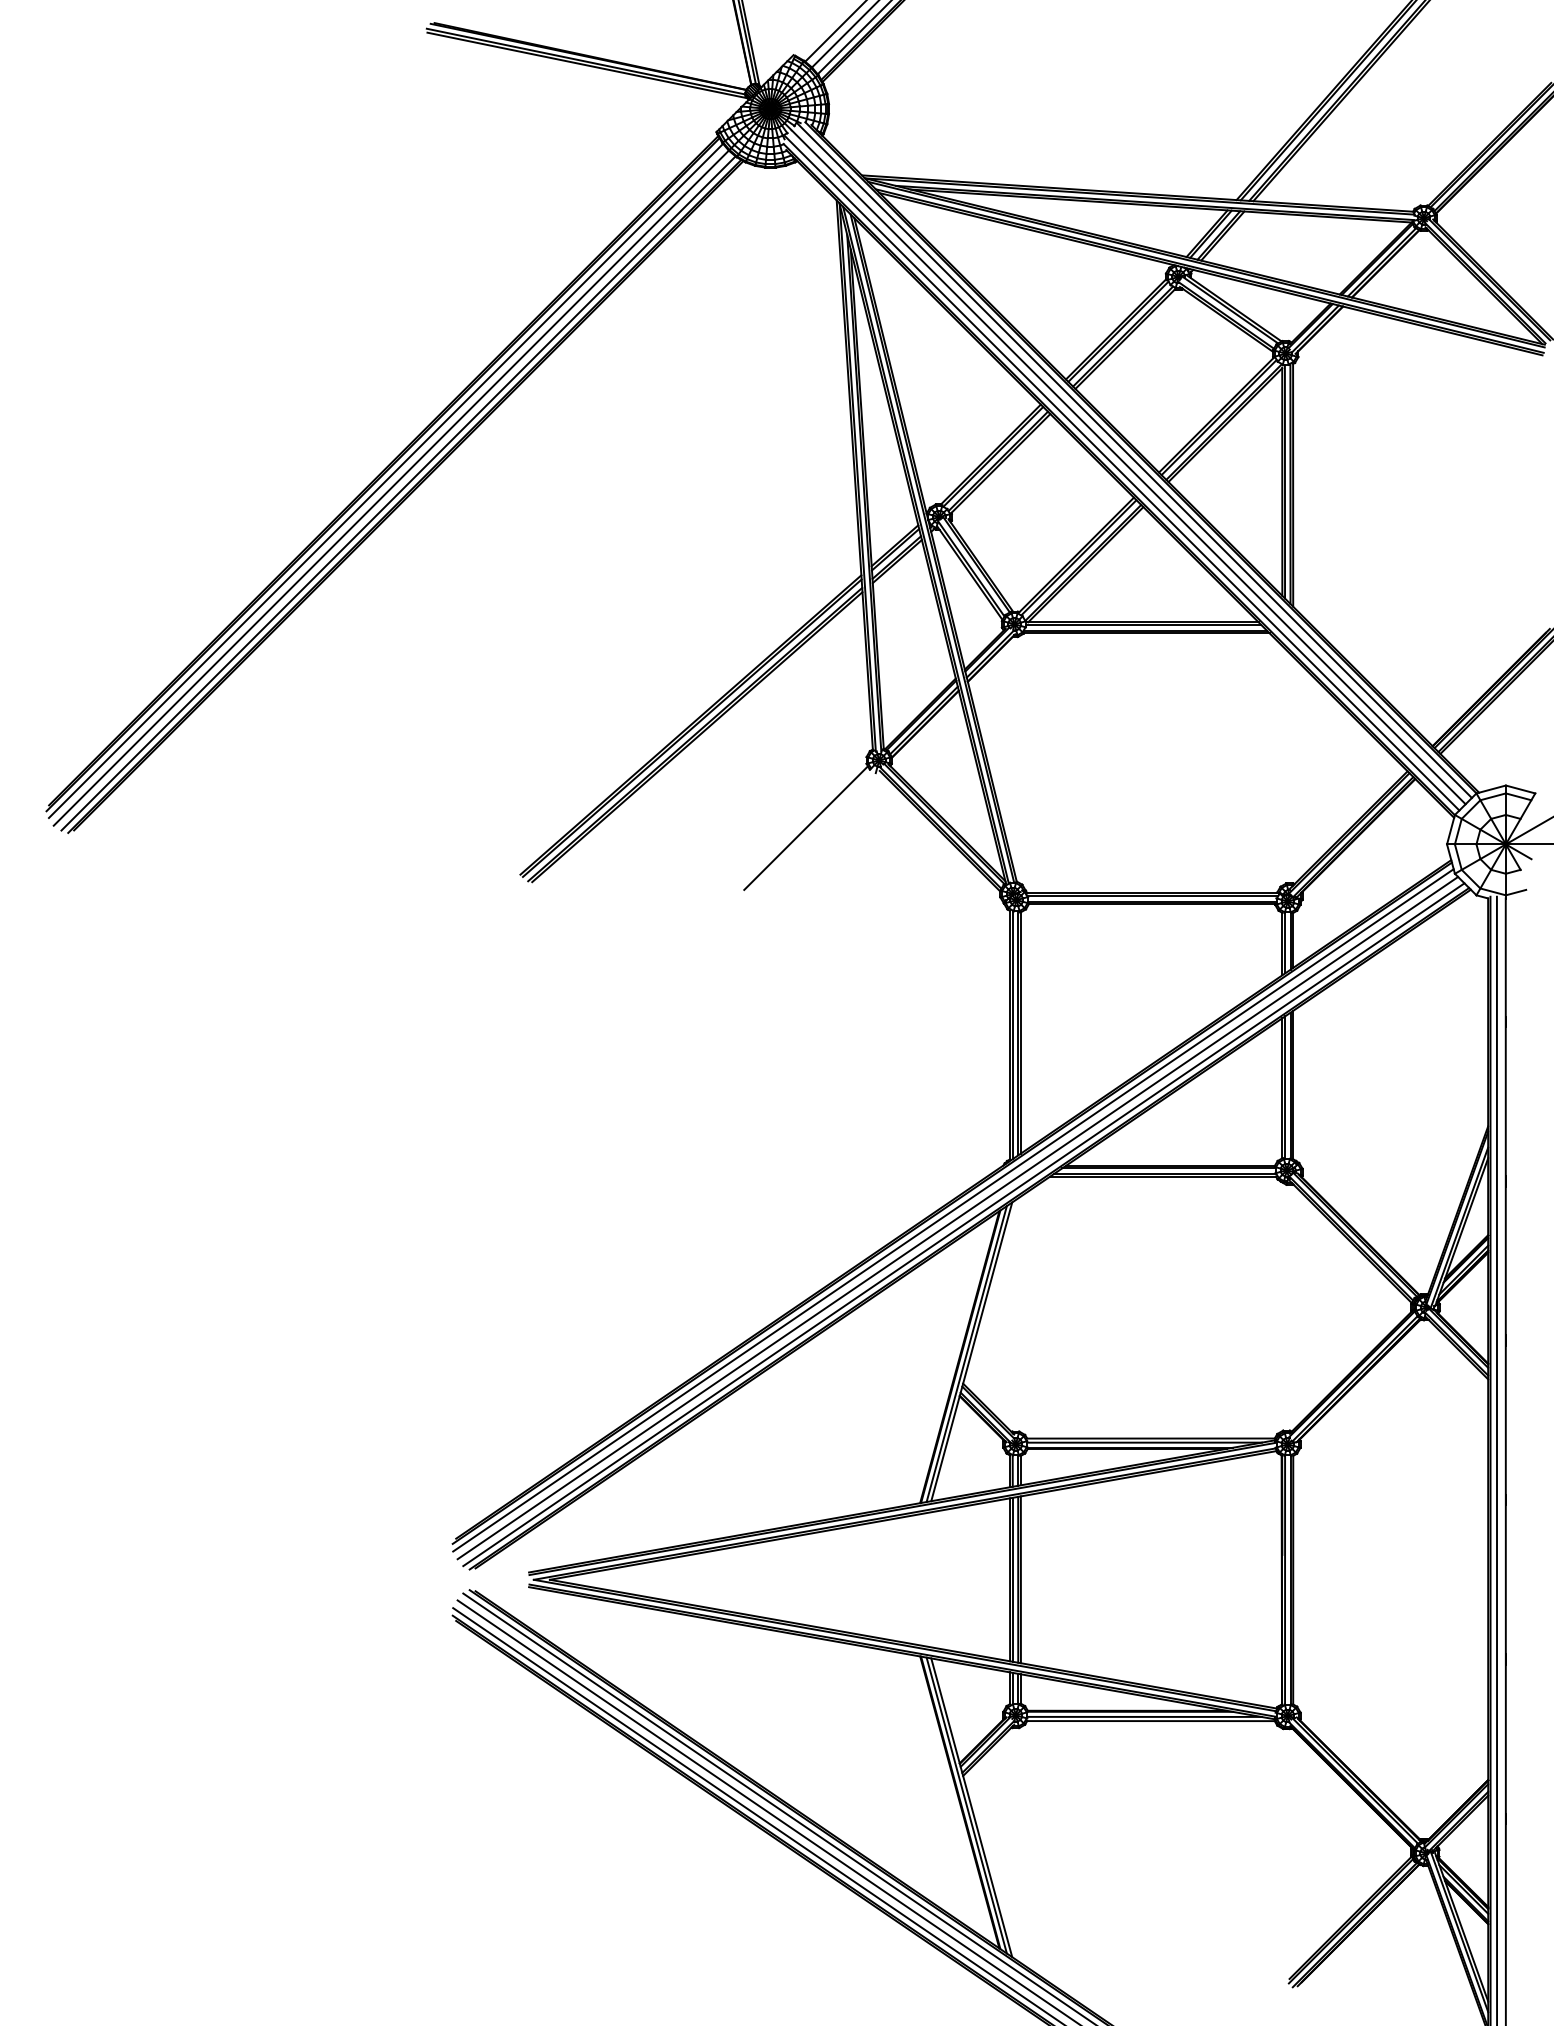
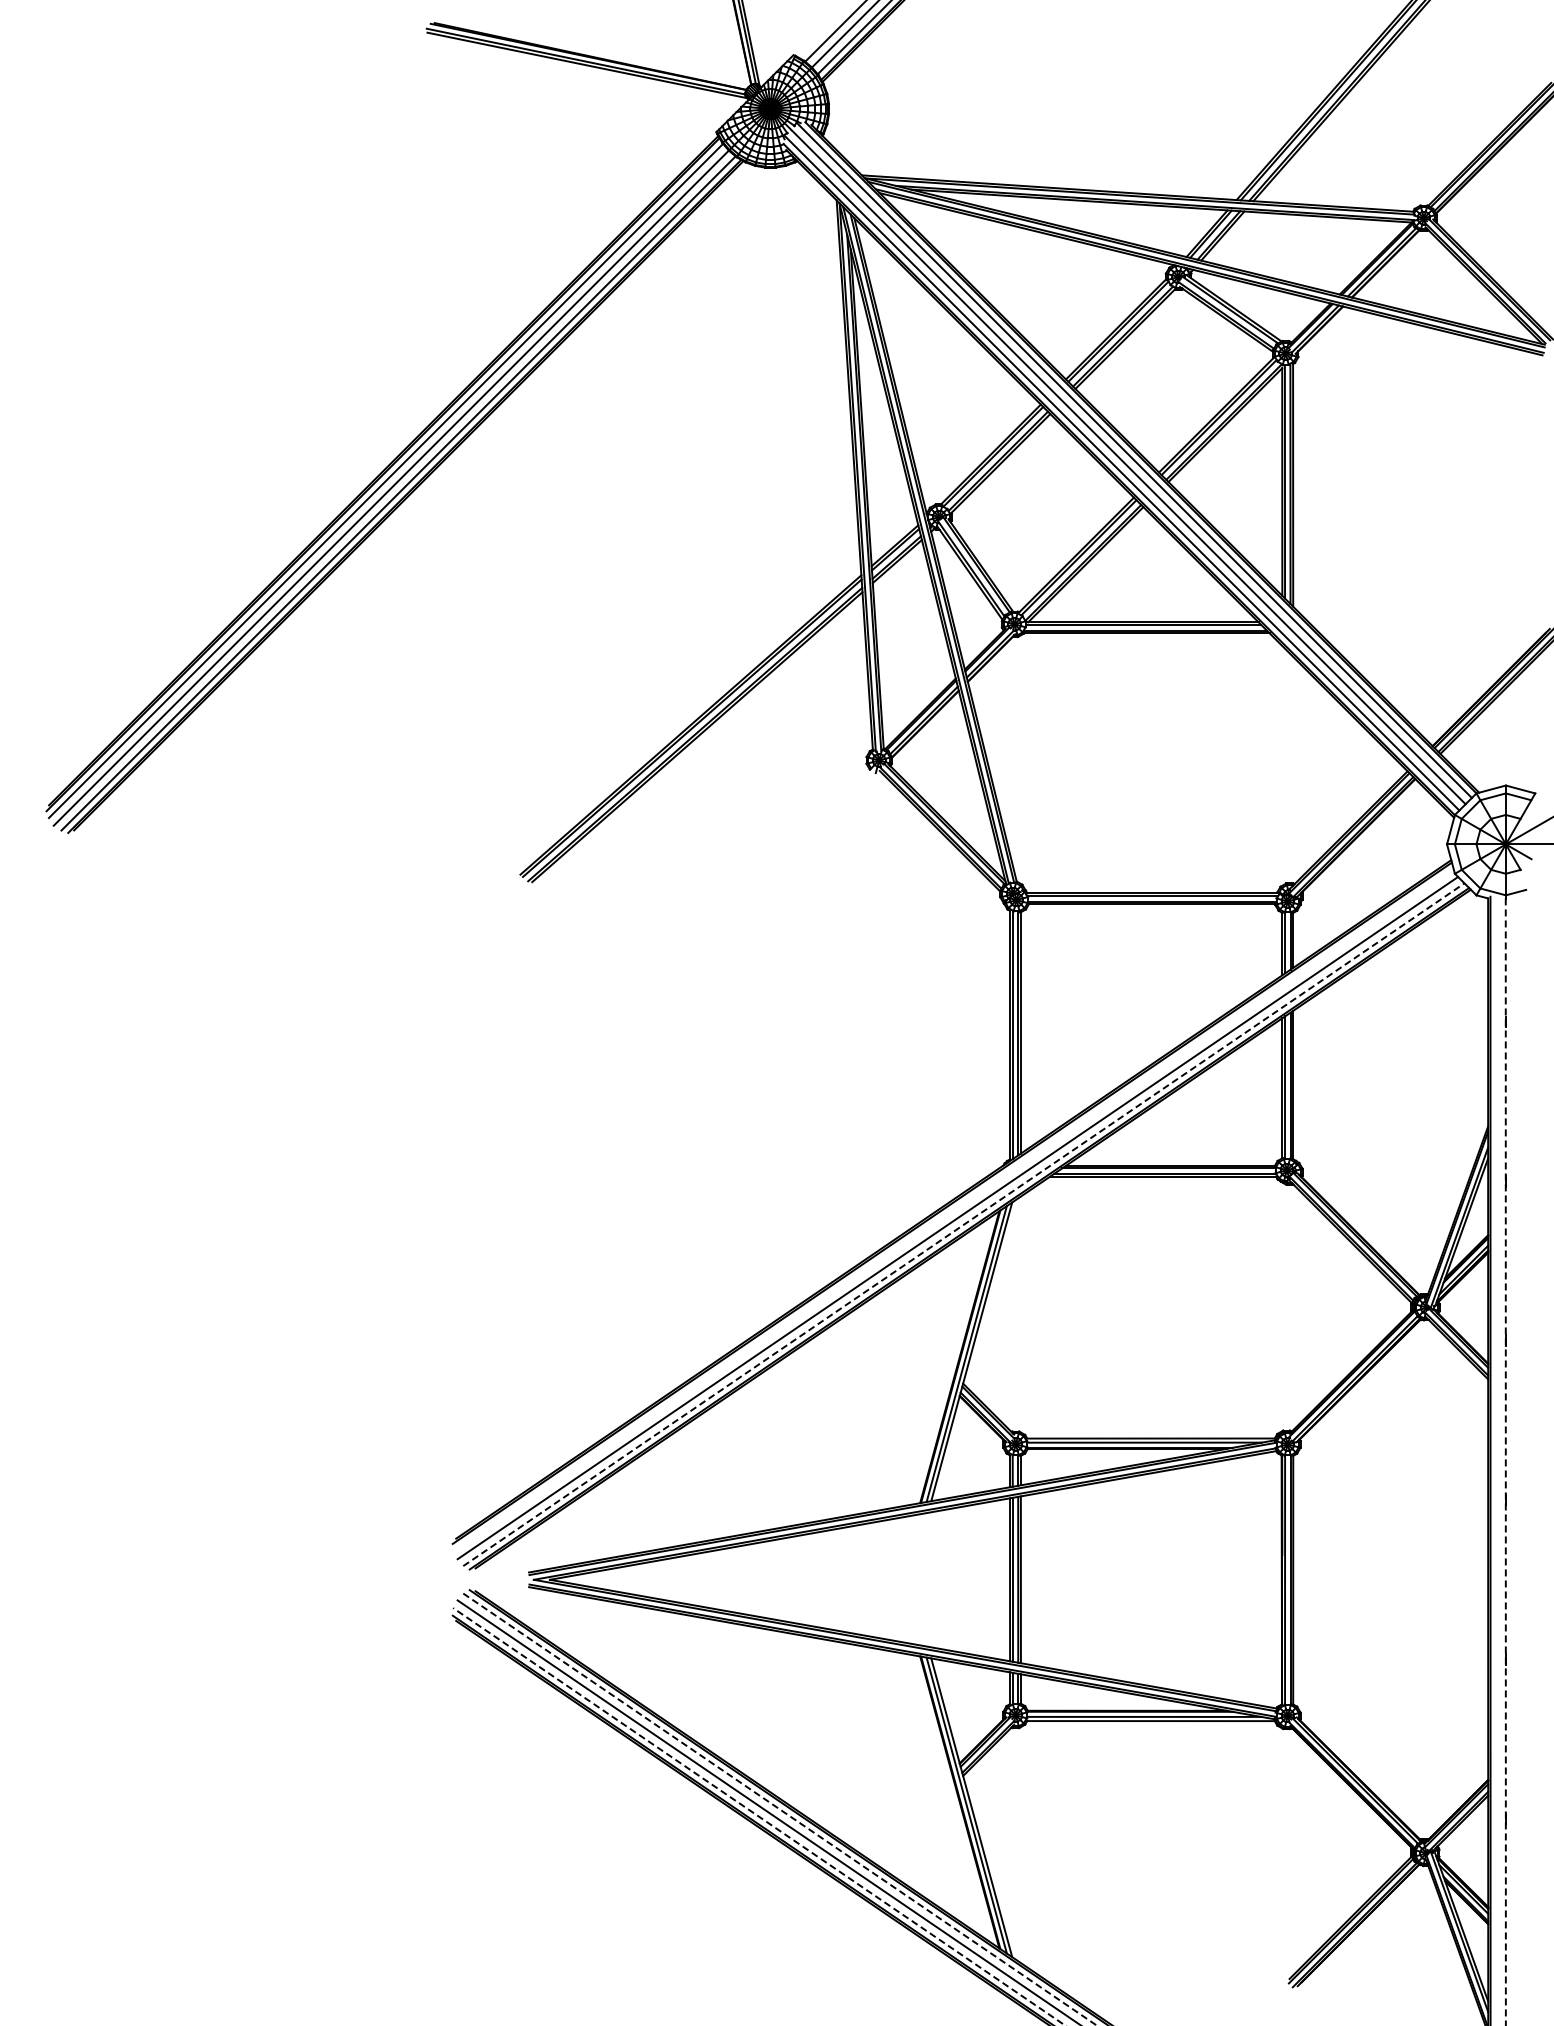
line: present -> none (805, 827)
line: present -> none (953, 1210)
line: solid -> dashed (963, 1224)
line: present -> none (1496, 1459)
line: solid -> dashed (1505, 1462)
line: solid -> dashed (780, 1809)
line: solid -> dashed (759, 1816)
